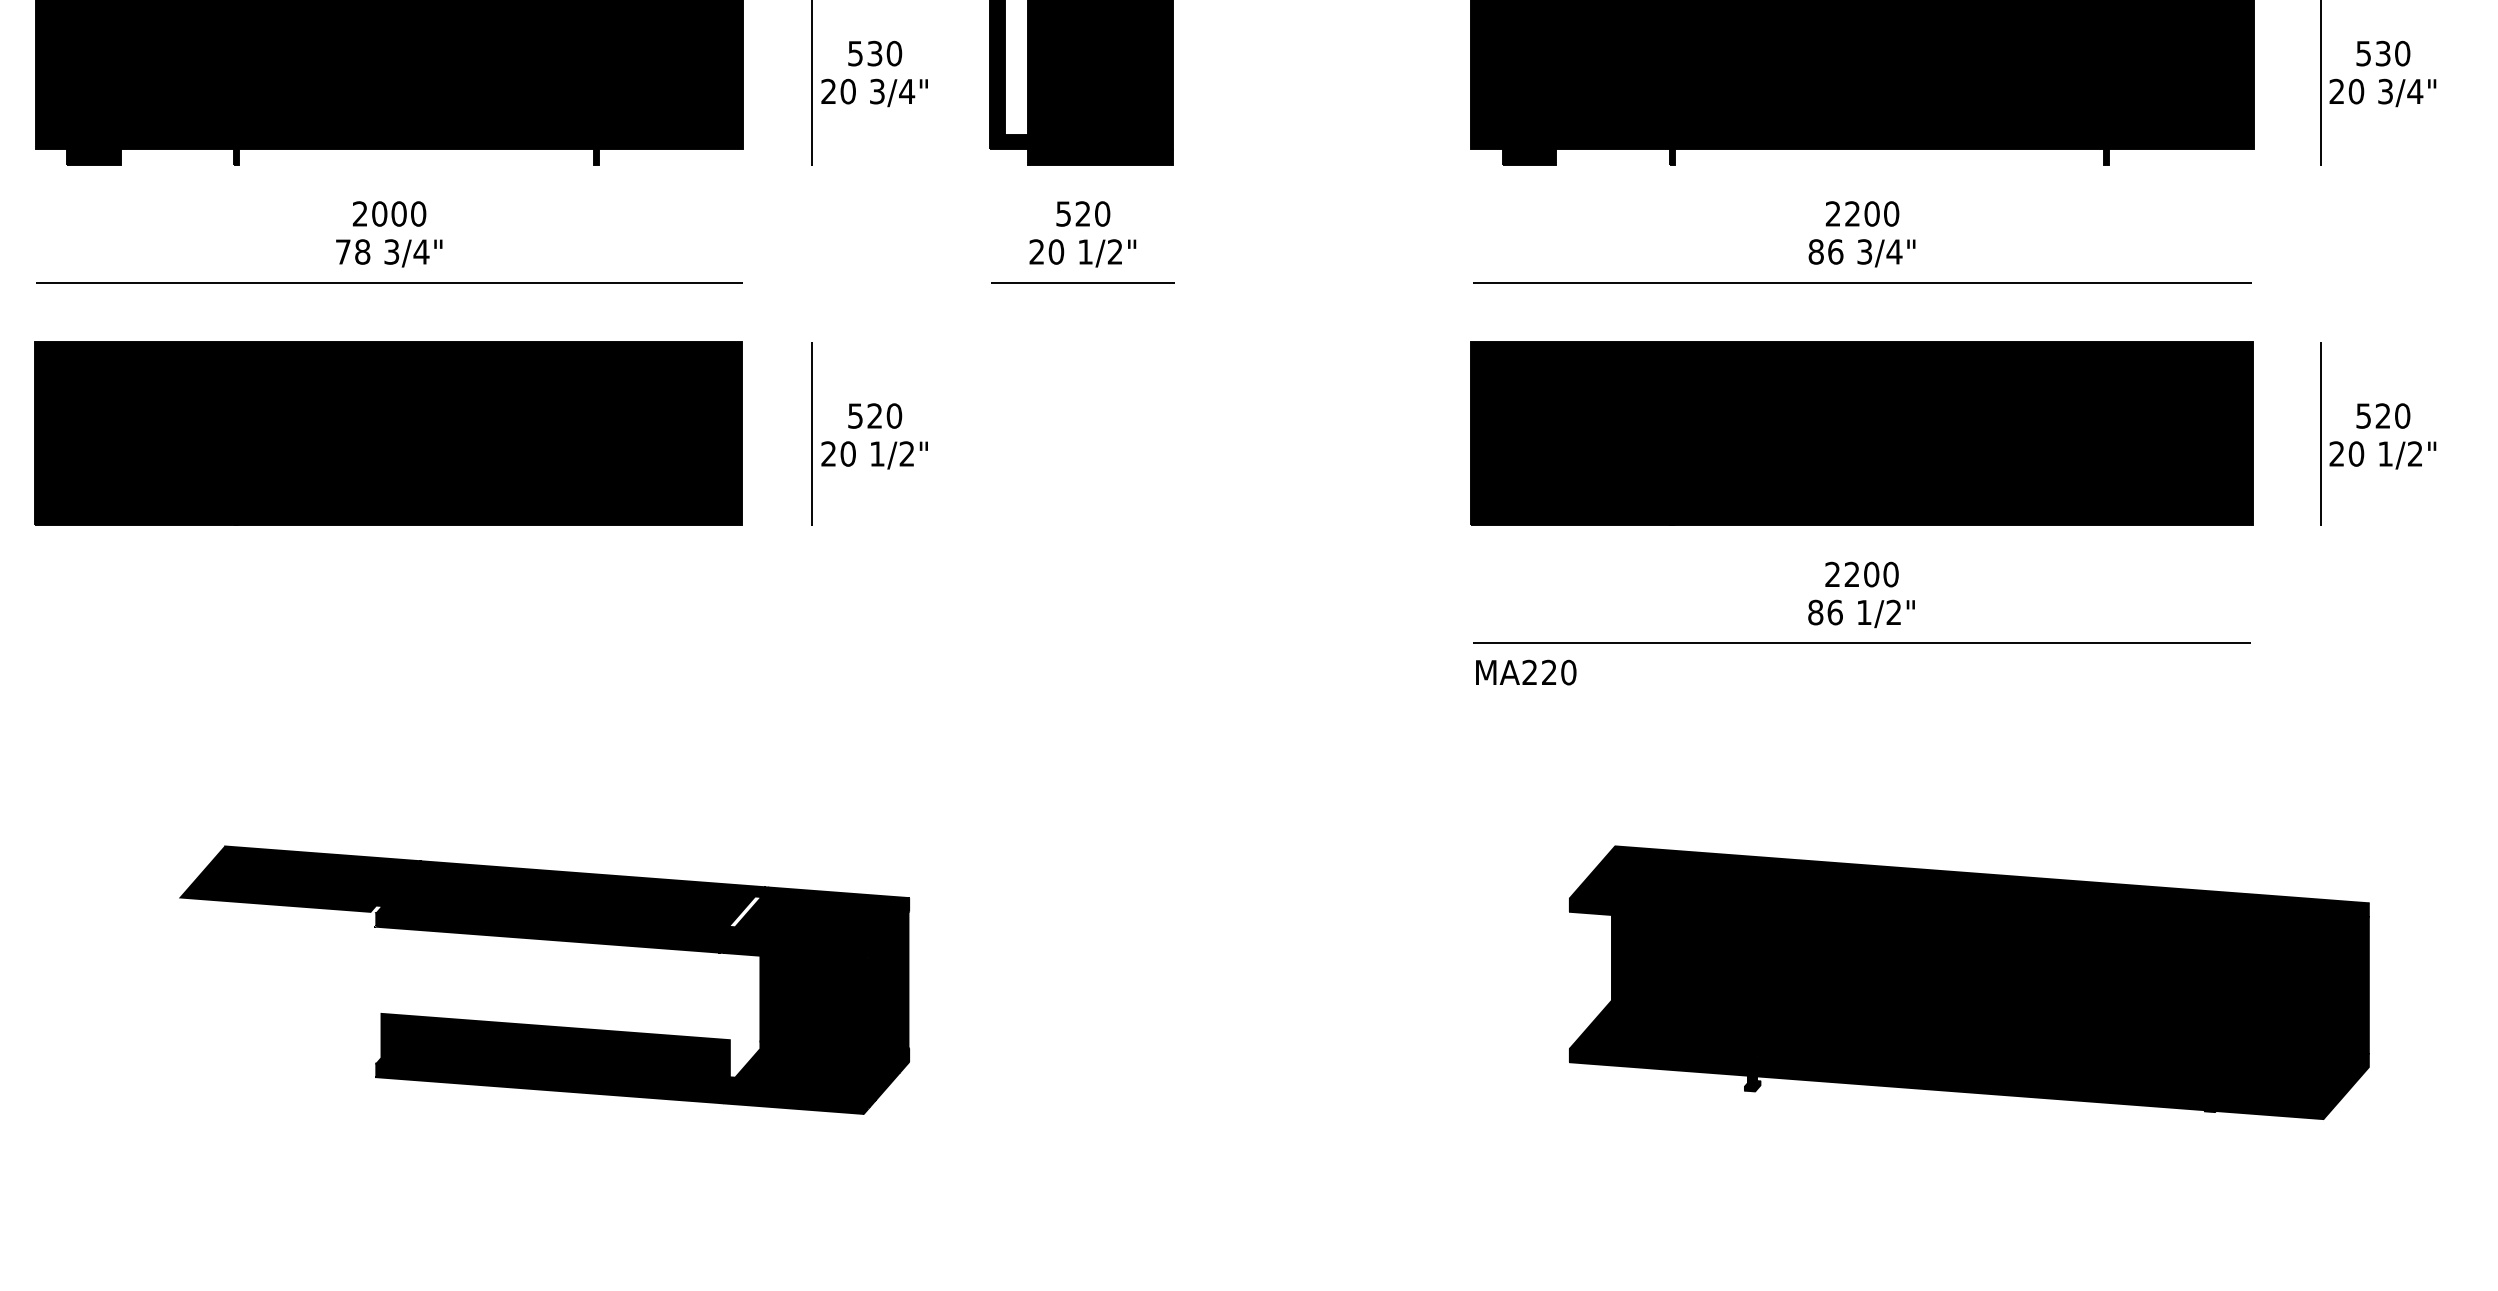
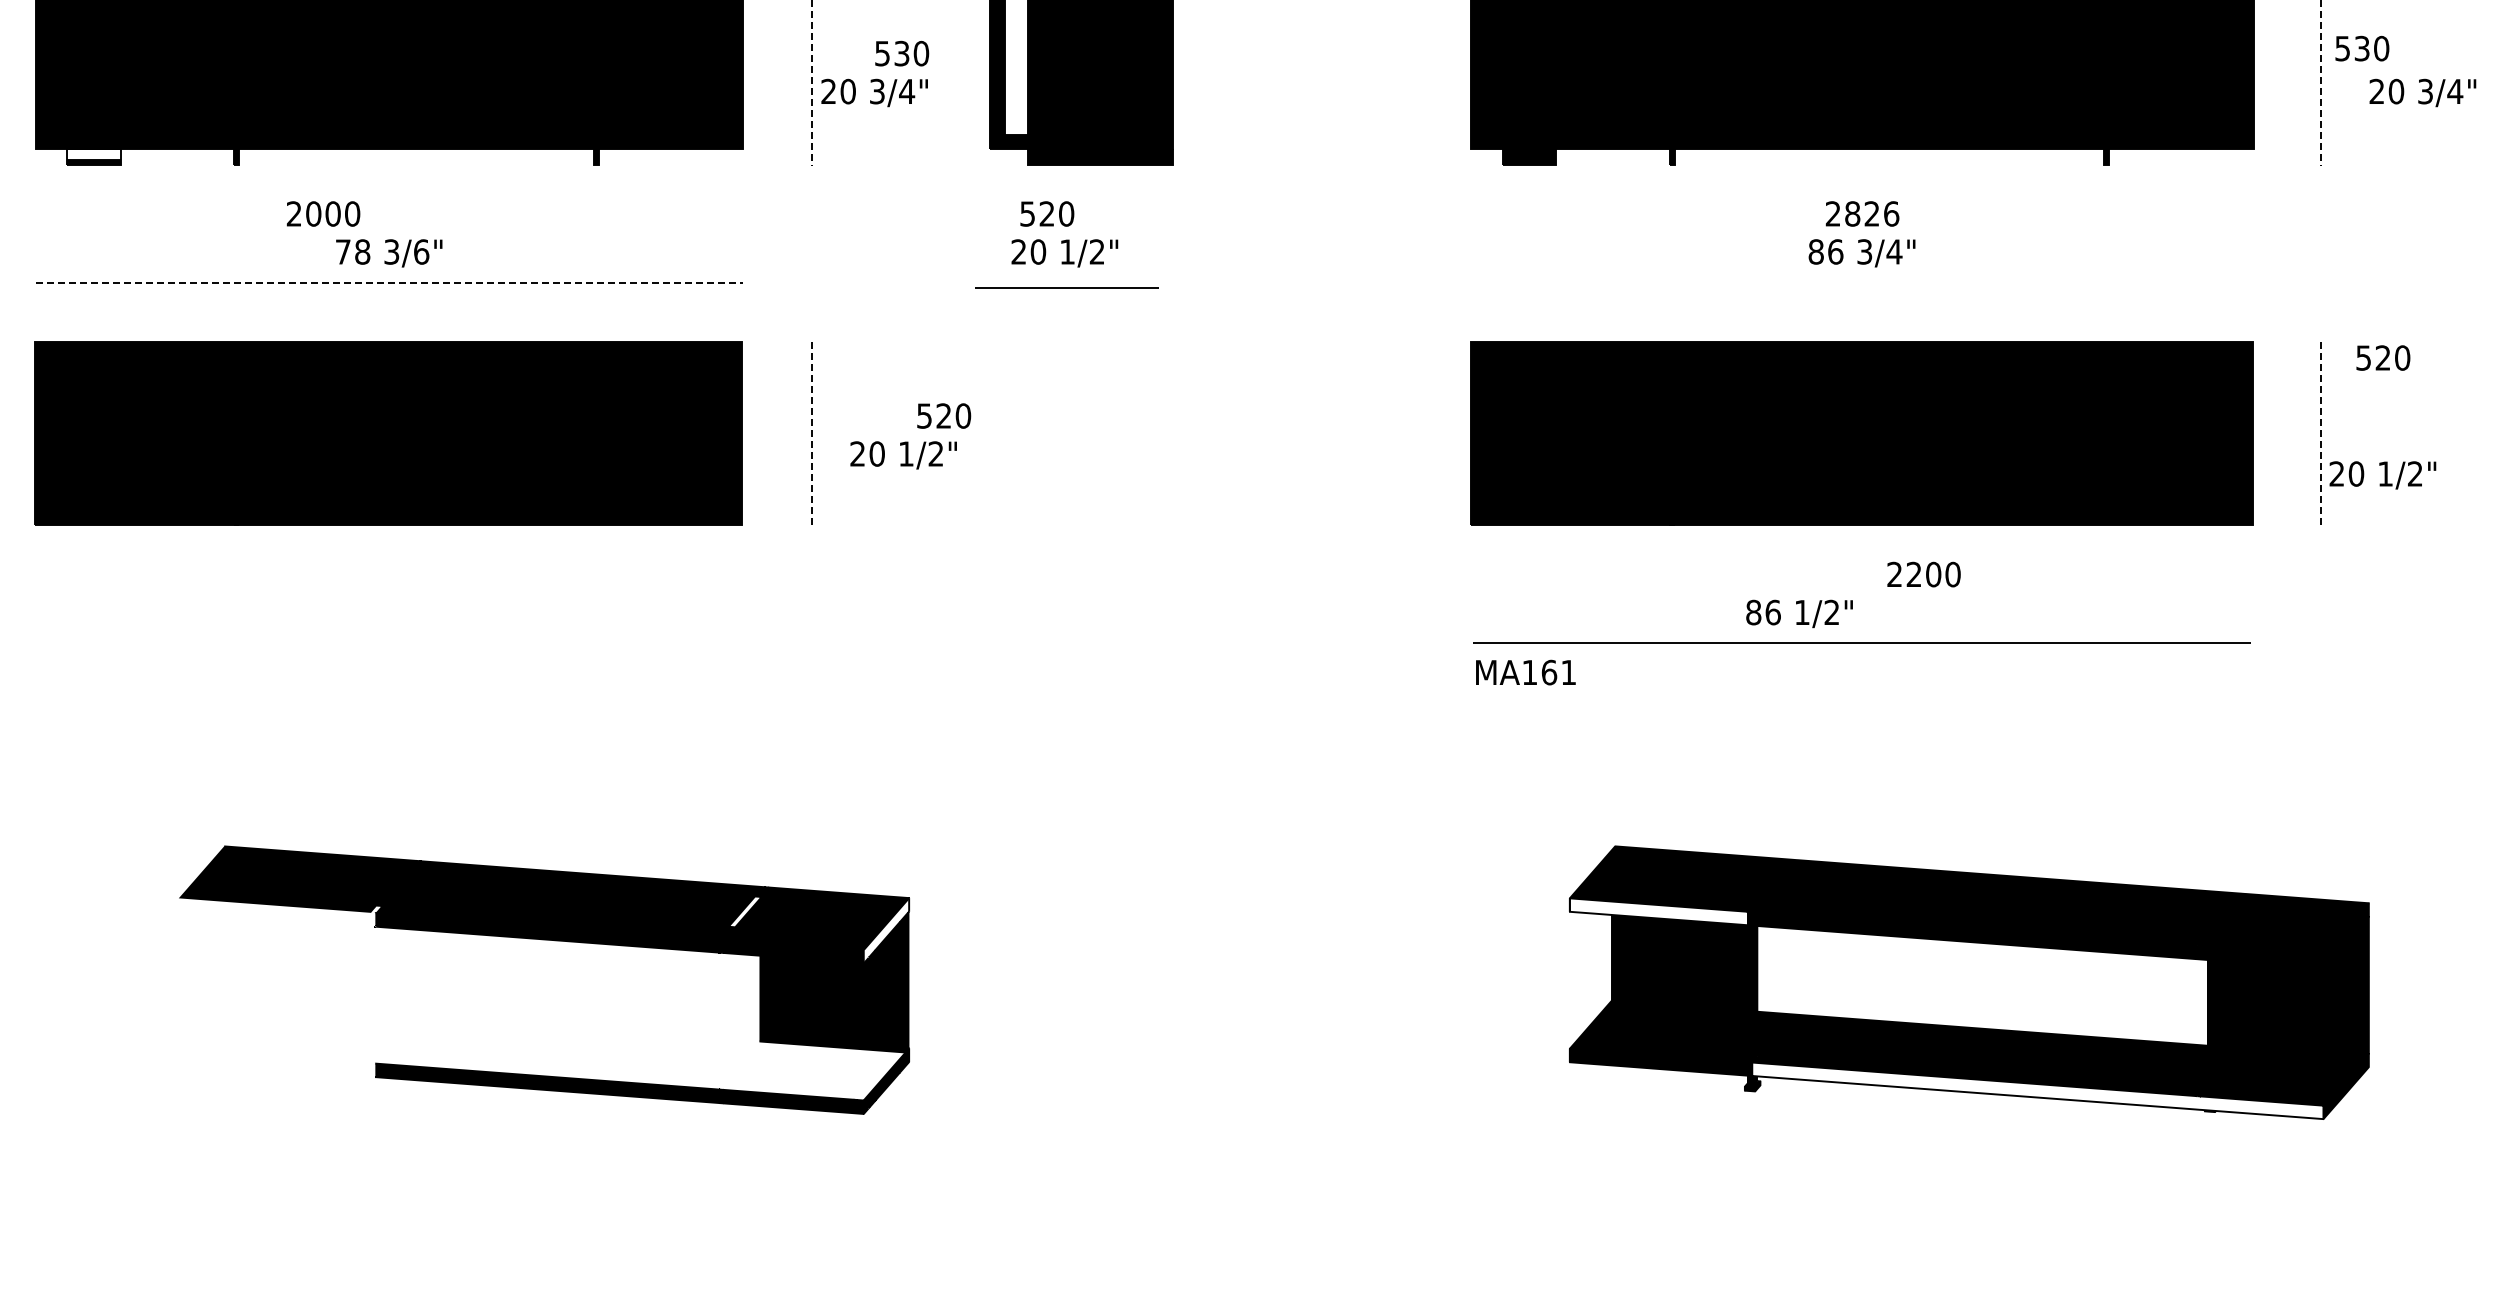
text position: (875, 53) -> (902, 53) (902, 53)
text position: (2383, 53) -> (2362, 48) (2362, 48)
line: solid -> dashed (812, 82)
line: solid -> dashed (2320, 82)
text position: (2382, 92) -> (2422, 92) (2422, 92)
fill: present -> none (93, 154)
text position: (389, 213) -> (323, 213) (323, 213)
text position: (1083, 213) -> (1047, 213) (1047, 213)
text: 2200 -> 2826 (1872, 213)
text: 3/4" -> 3/6" (421, 251)
text position: (1082, 253) -> (1064, 253) (1064, 253)
line: solid -> dashed (389, 282)
line position: (1082, 282) -> (1066, 287) (1066, 287)
line: present -> none (1862, 282)
text position: (875, 415) -> (944, 415) (944, 415)
text position: (2383, 415) -> (2383, 357) (2383, 357)
line: solid -> dashed (812, 434)
line: solid -> dashed (2320, 434)
text position: (874, 455) -> (903, 455) (903, 455)
text position: (2382, 455) -> (2382, 475) (2382, 475)
text position: (1861, 574) -> (1923, 574) (1923, 574)
text position: (1861, 613) -> (1799, 613) (1799, 613)
text: MA220 -> MA161 (1549, 672)
fill: present -> none (1658, 911)
fill: present -> none (886, 930)
fill: present -> none (1982, 985)
fill: present -> none (642, 1056)
fill: present -> none (2037, 1090)
